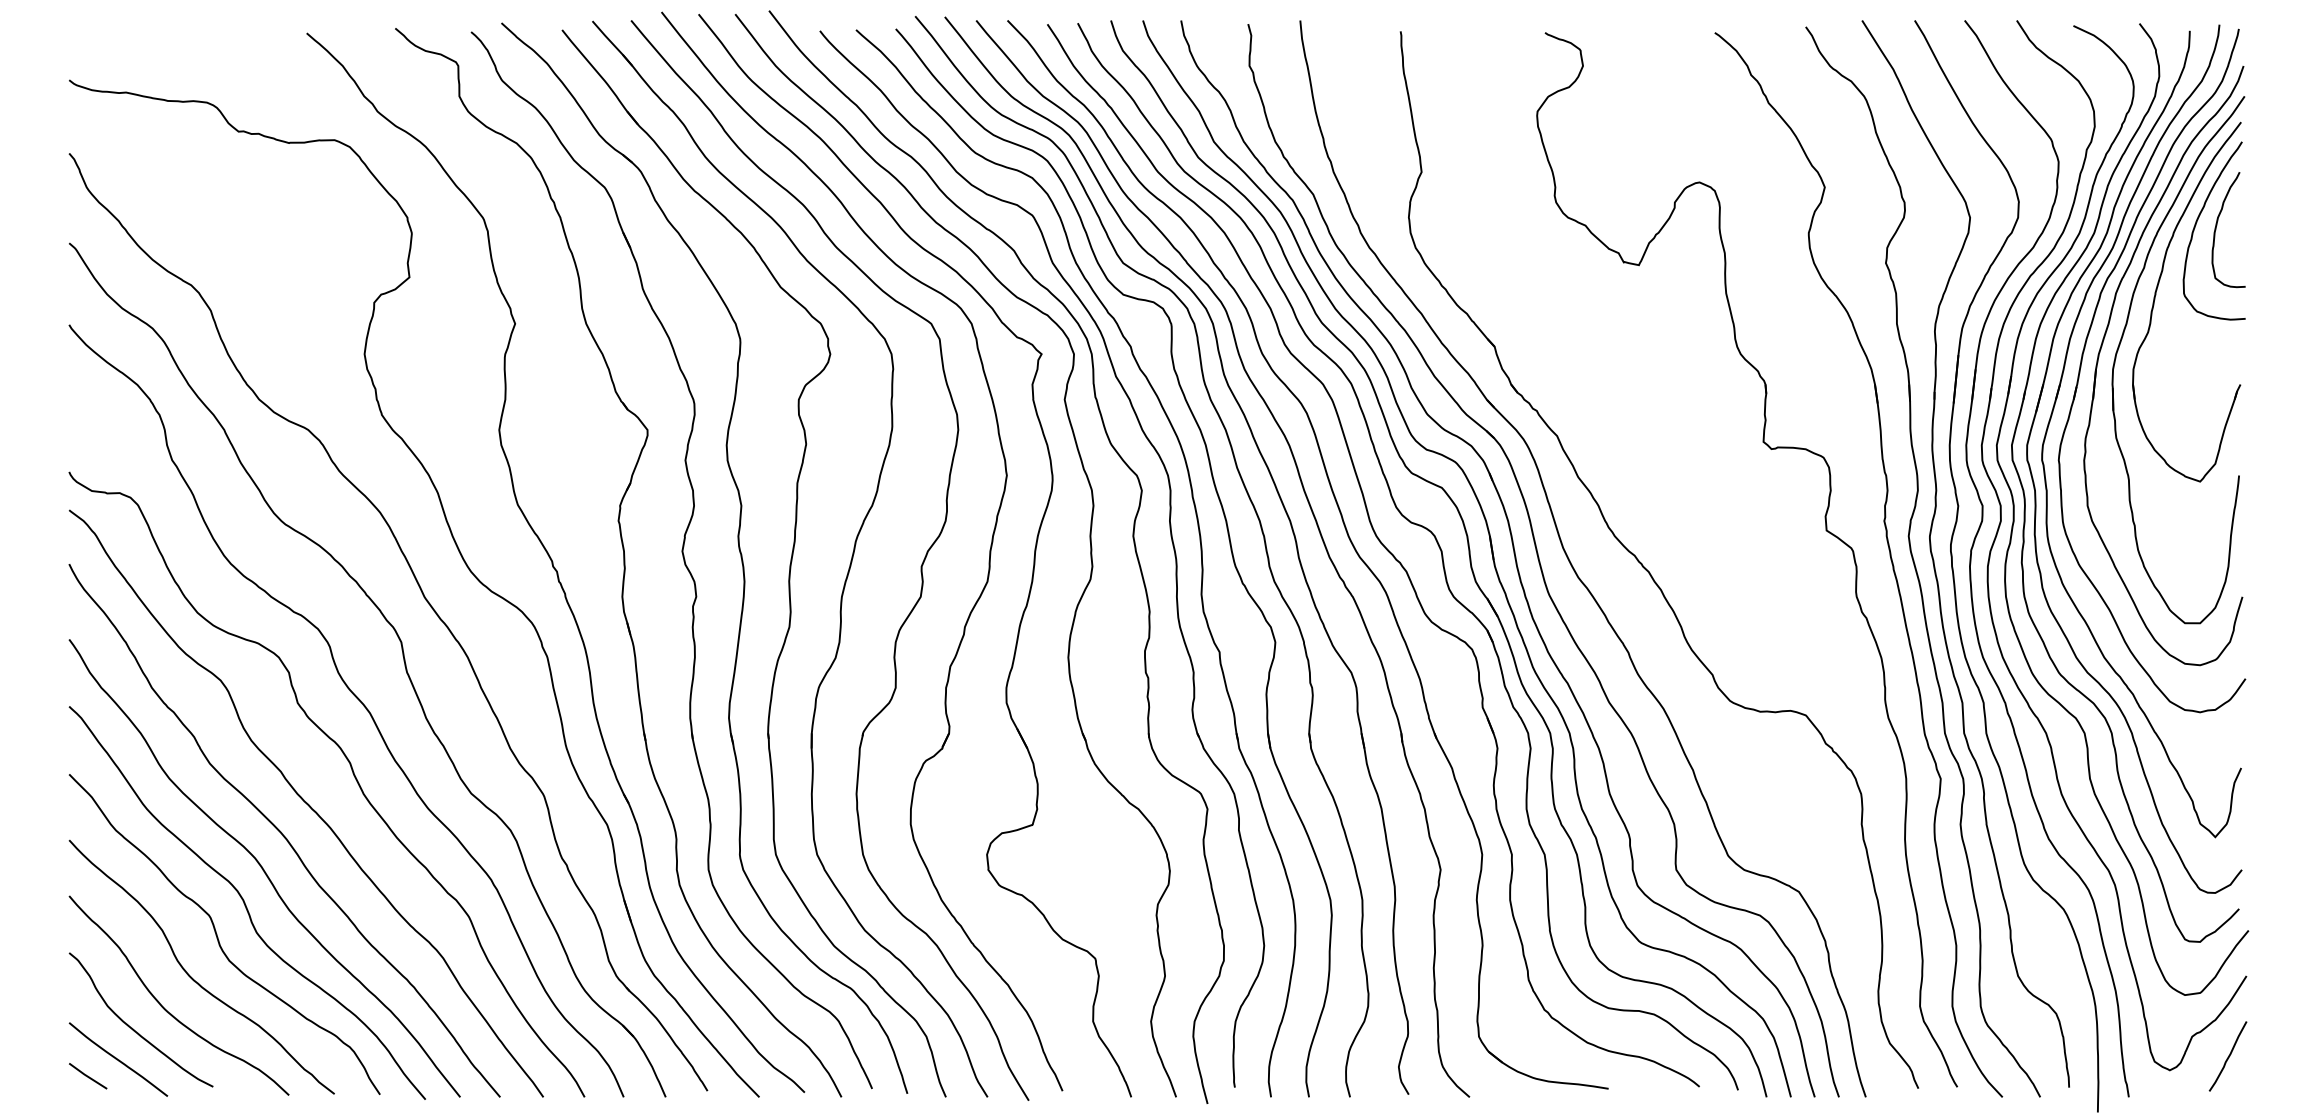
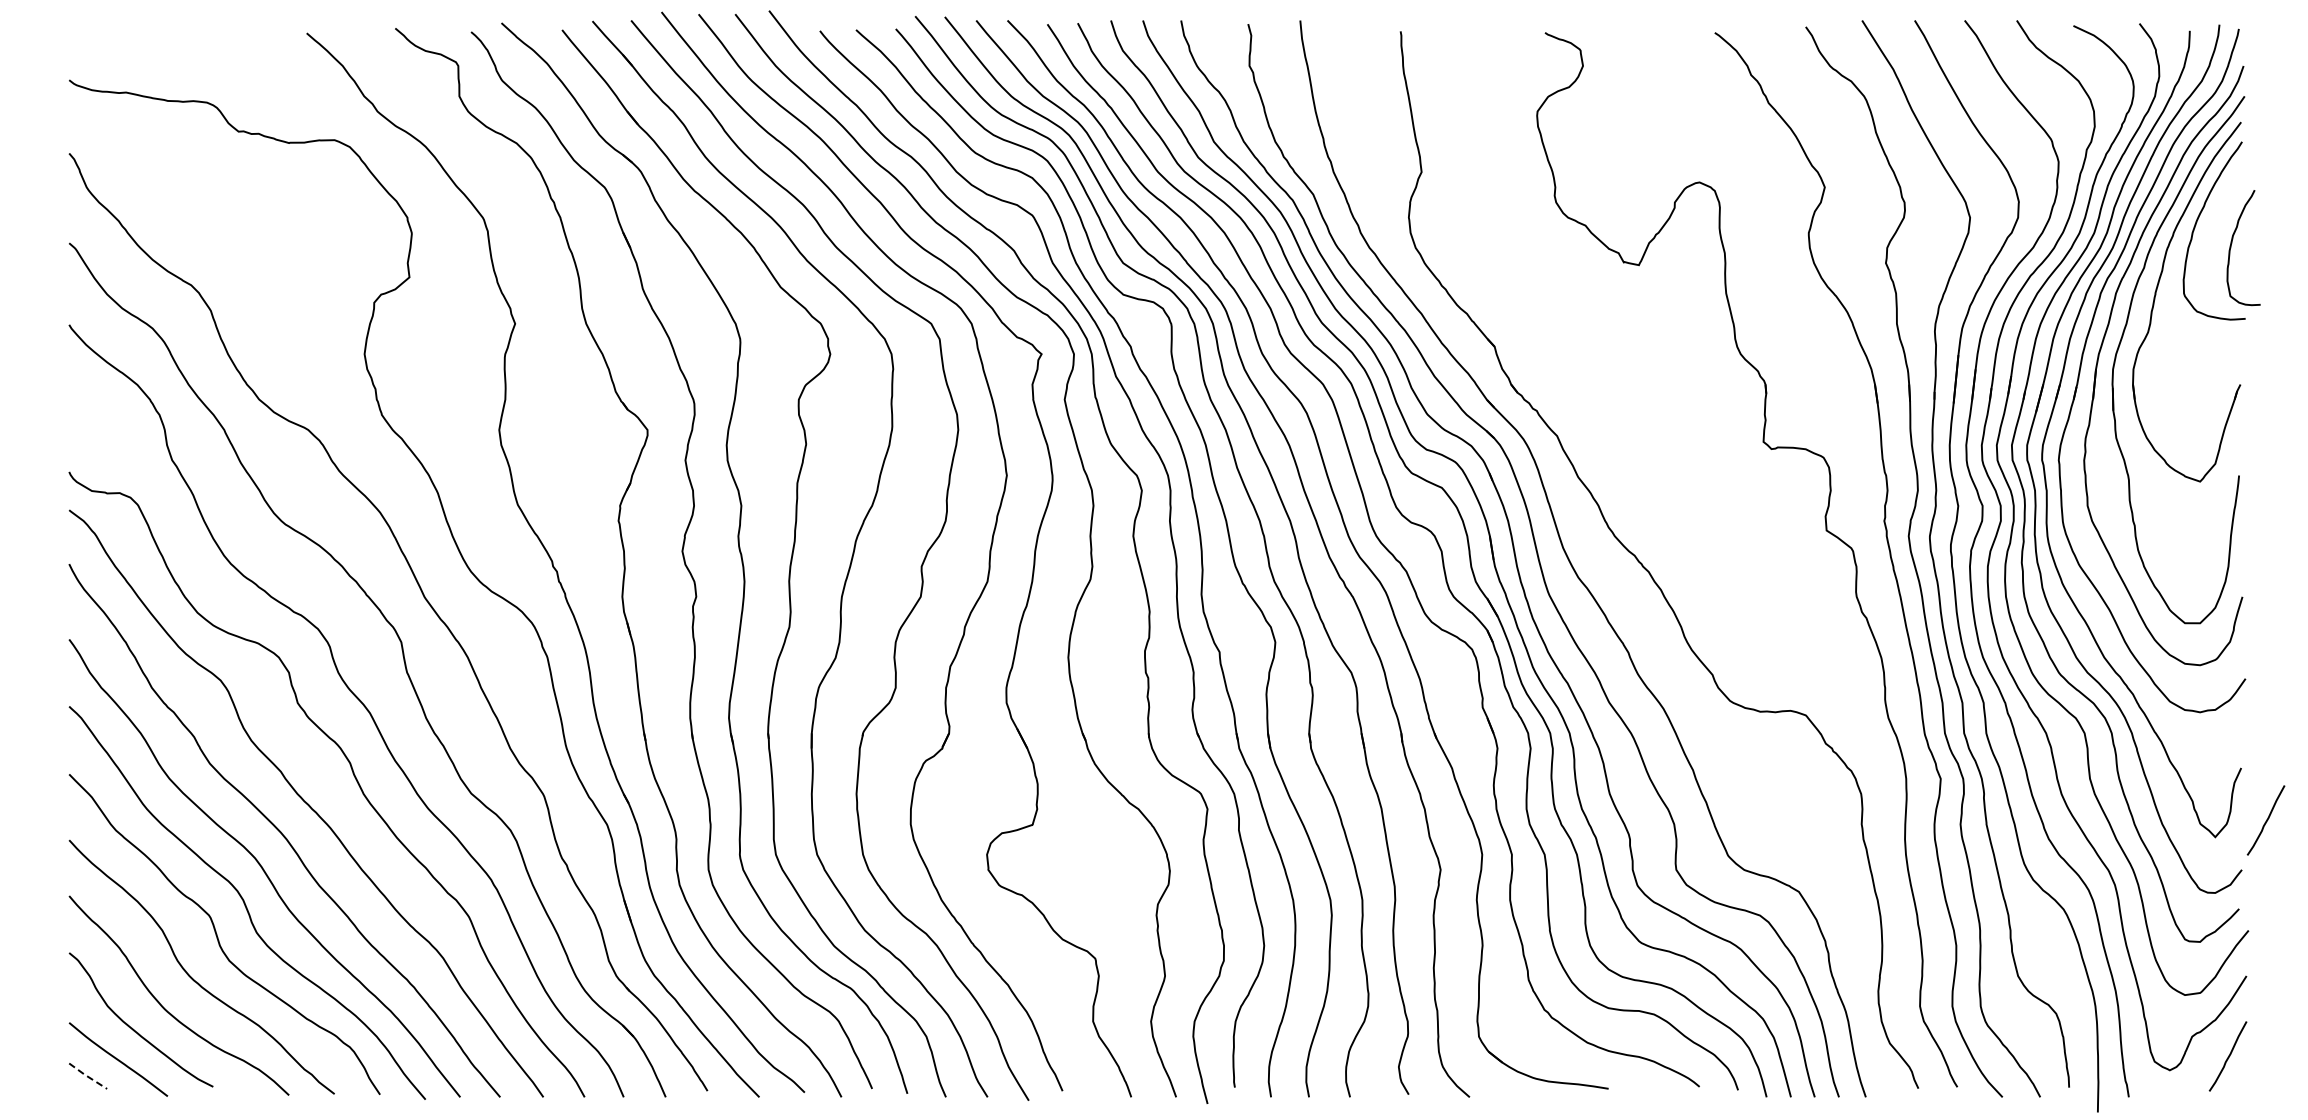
curve position: (2216, 230) -> (2231, 248) (2231, 248)
curve: none -> present (2266, 820)
line: solid -> dashed (87, 1076)
